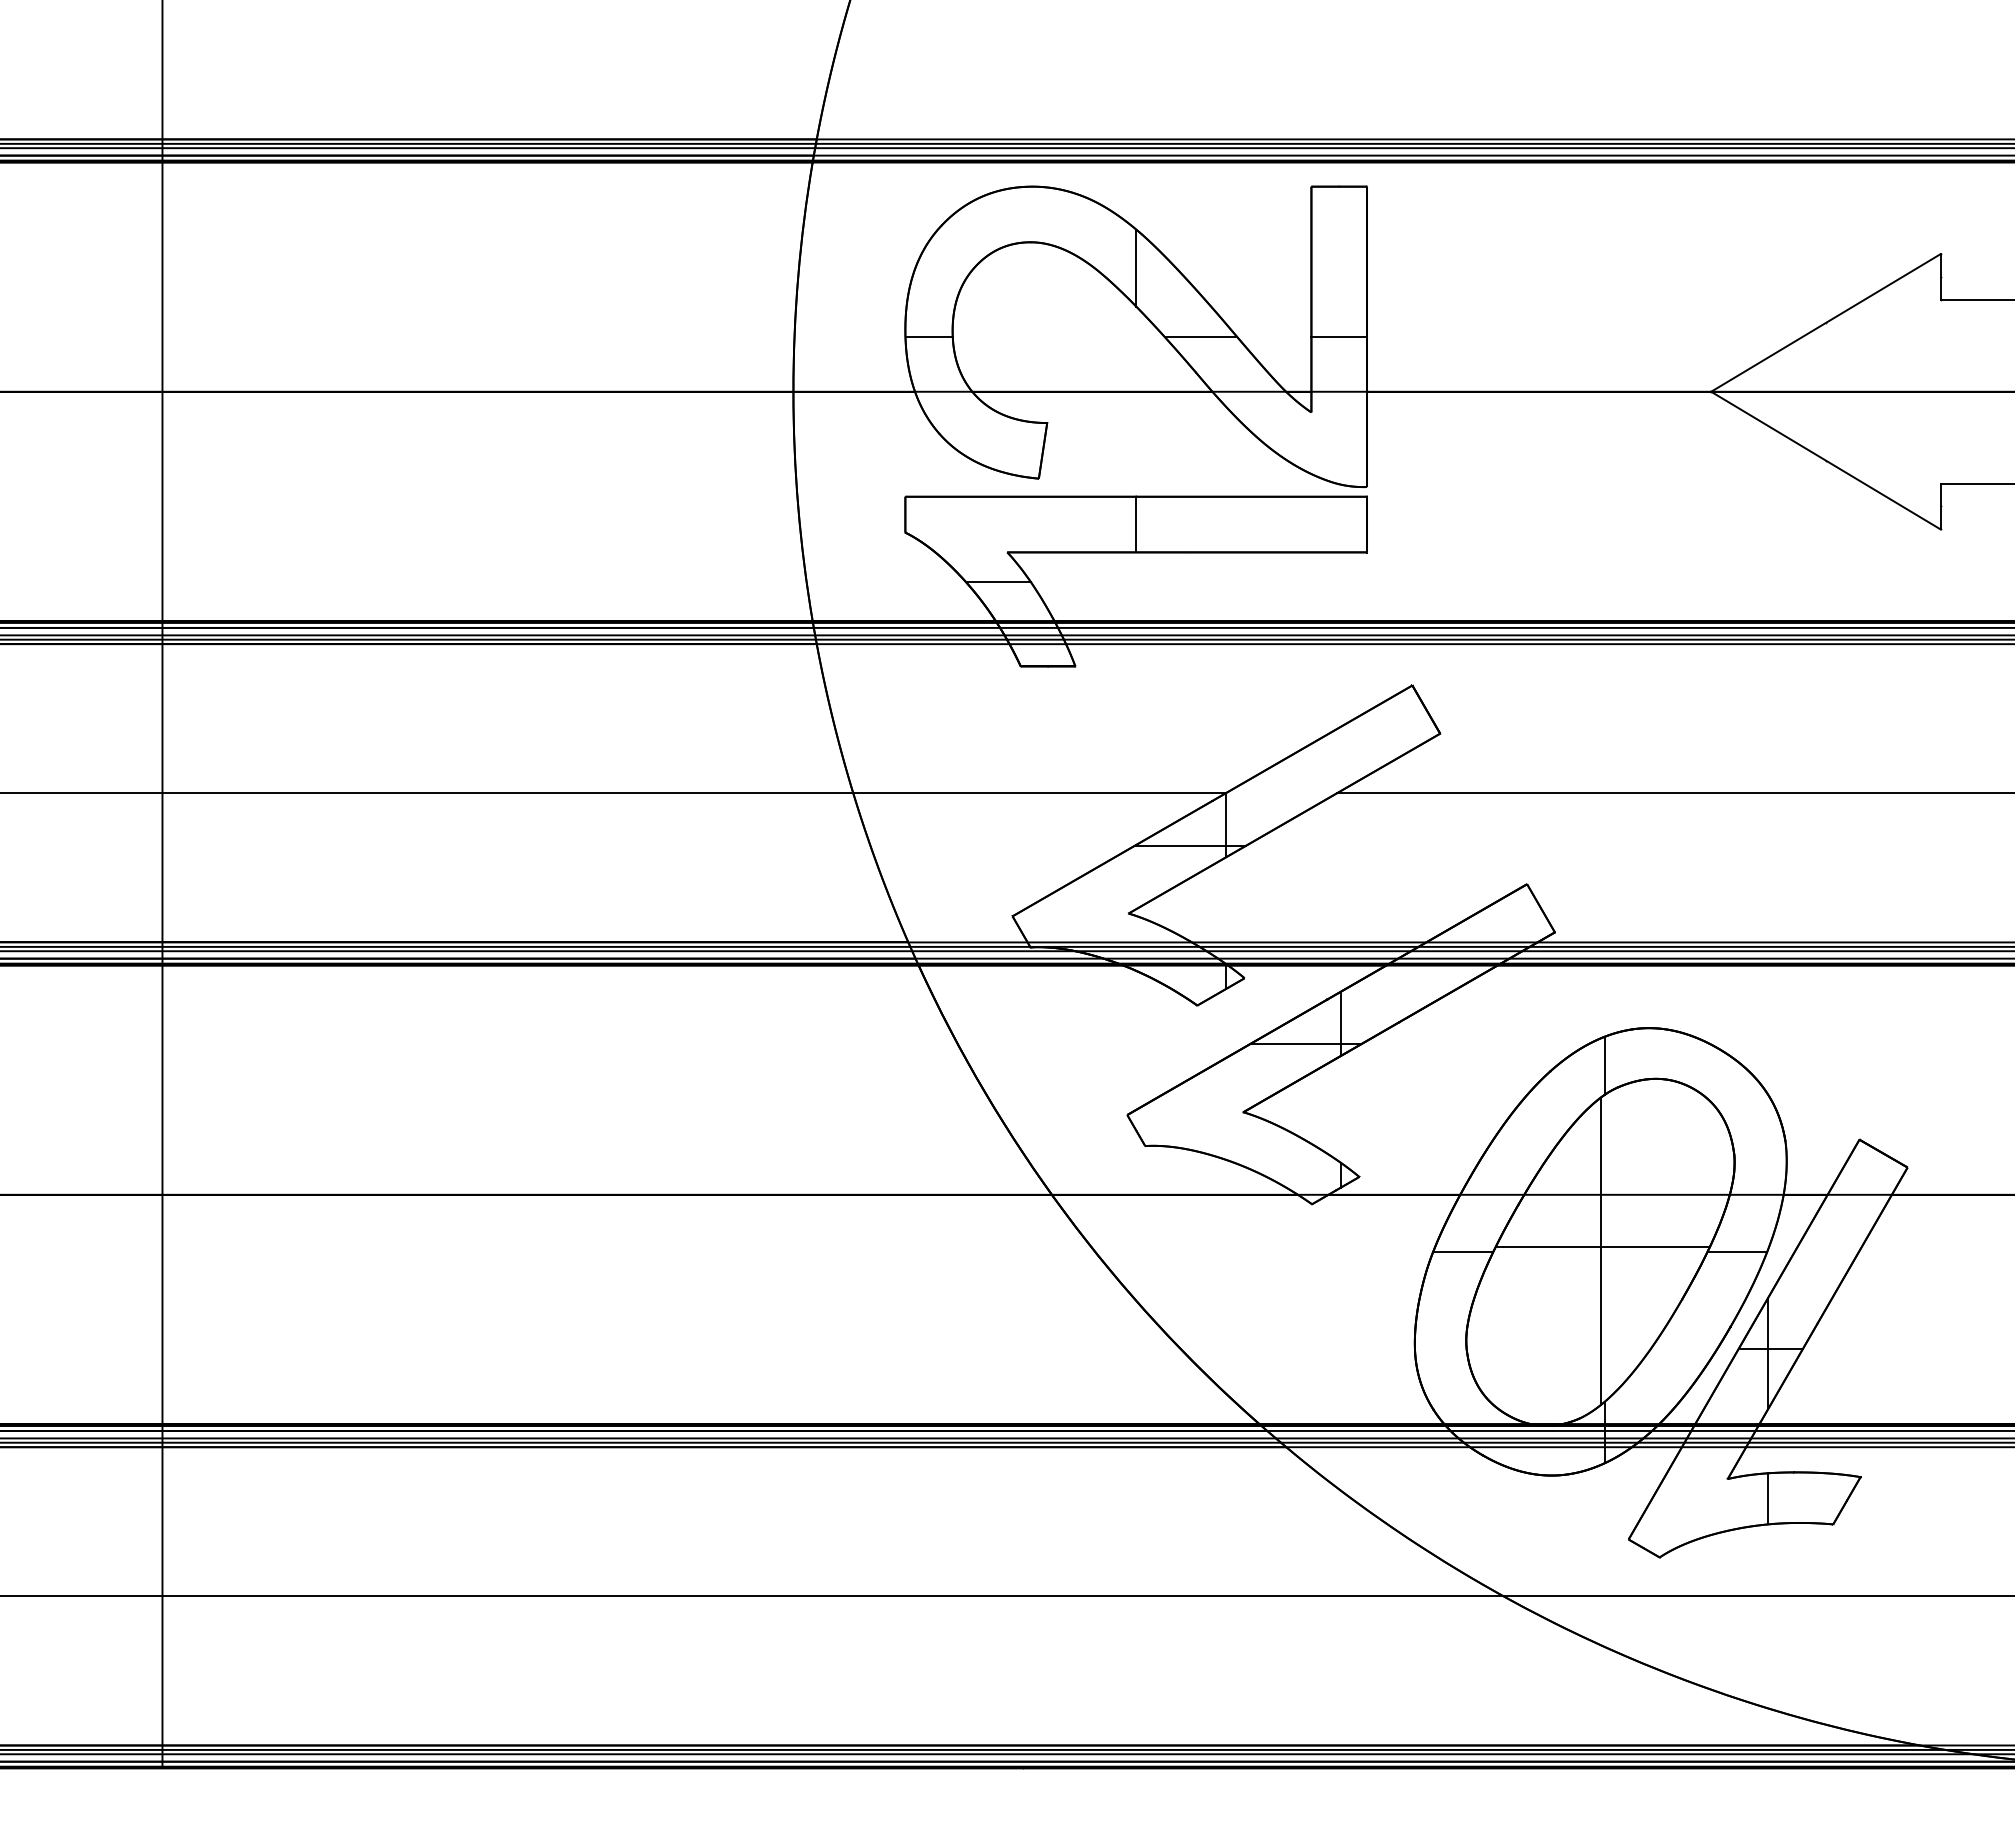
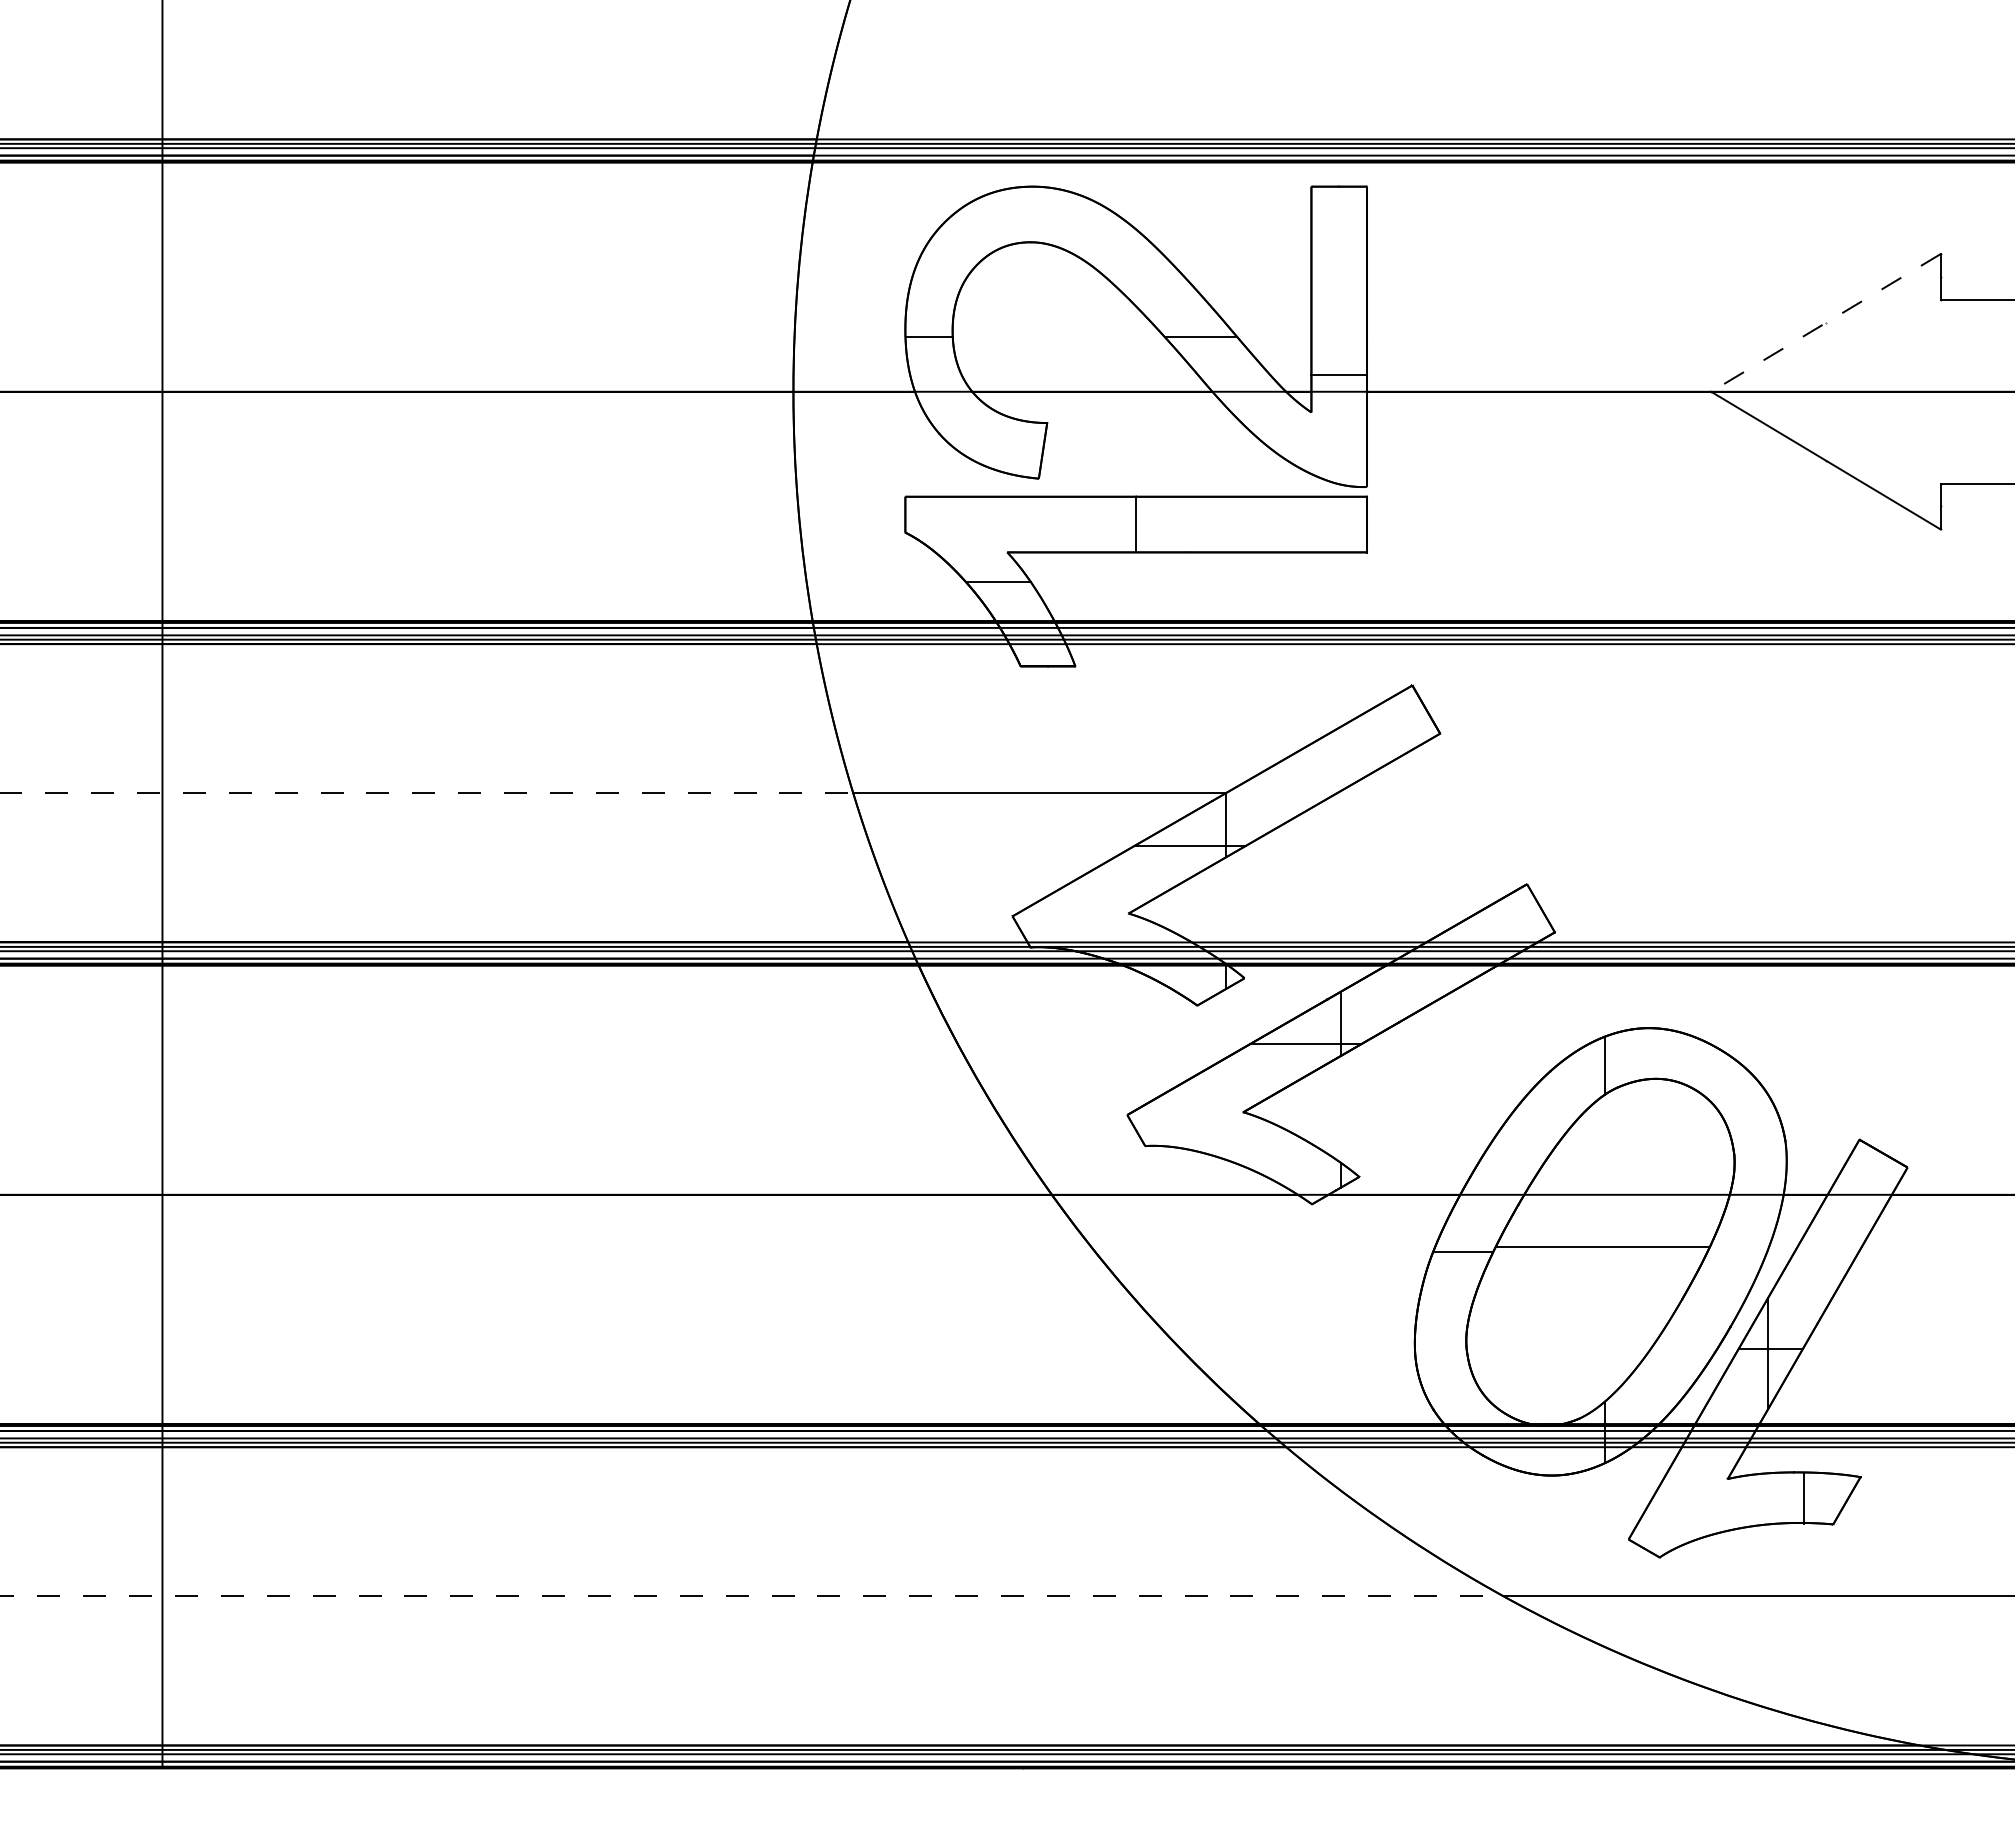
line: present -> none (1136, 267)
line: solid -> dashed (1825, 322)
line position: (1339, 337) -> (1339, 375) (1339, 375)
line: solid -> dashed (427, 793)
line: present -> none (1673, 793)
line: present -> none (1600, 1251)
line: present -> none (1737, 1251)
line position: (1768, 1498) -> (1804, 1498) (1804, 1498)
line: solid -> dashed (752, 1596)
